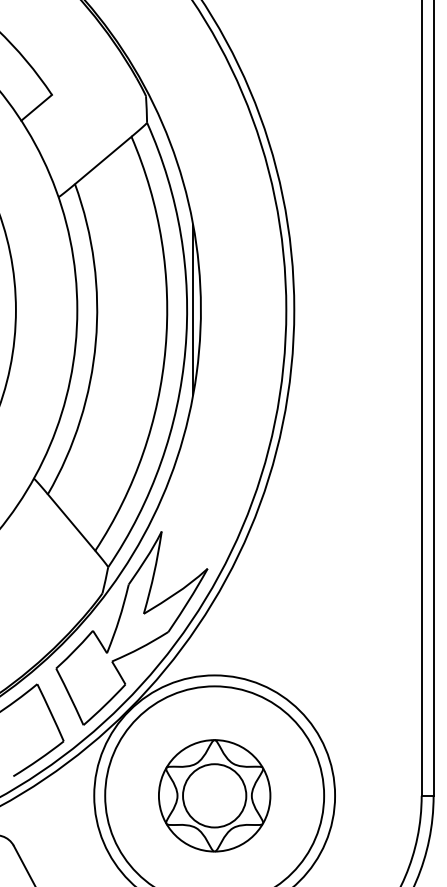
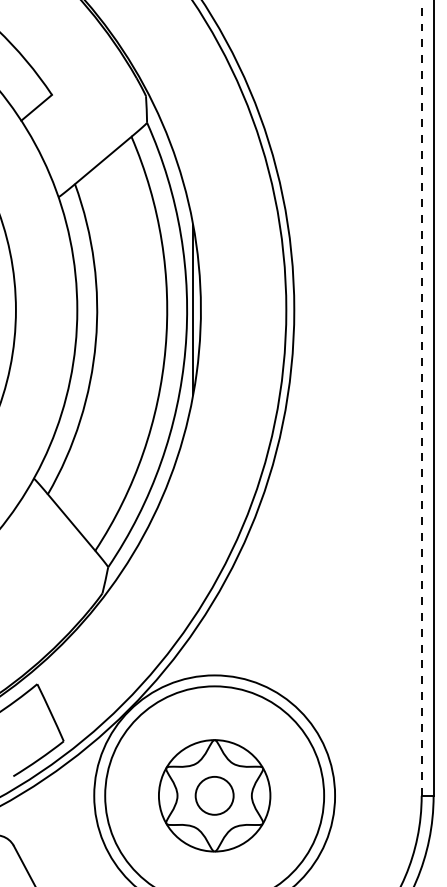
line: solid -> dashed (421, 398)
part: present -> none (131, 628)
circle diameter: 63 px -> 38 px (214, 795)
